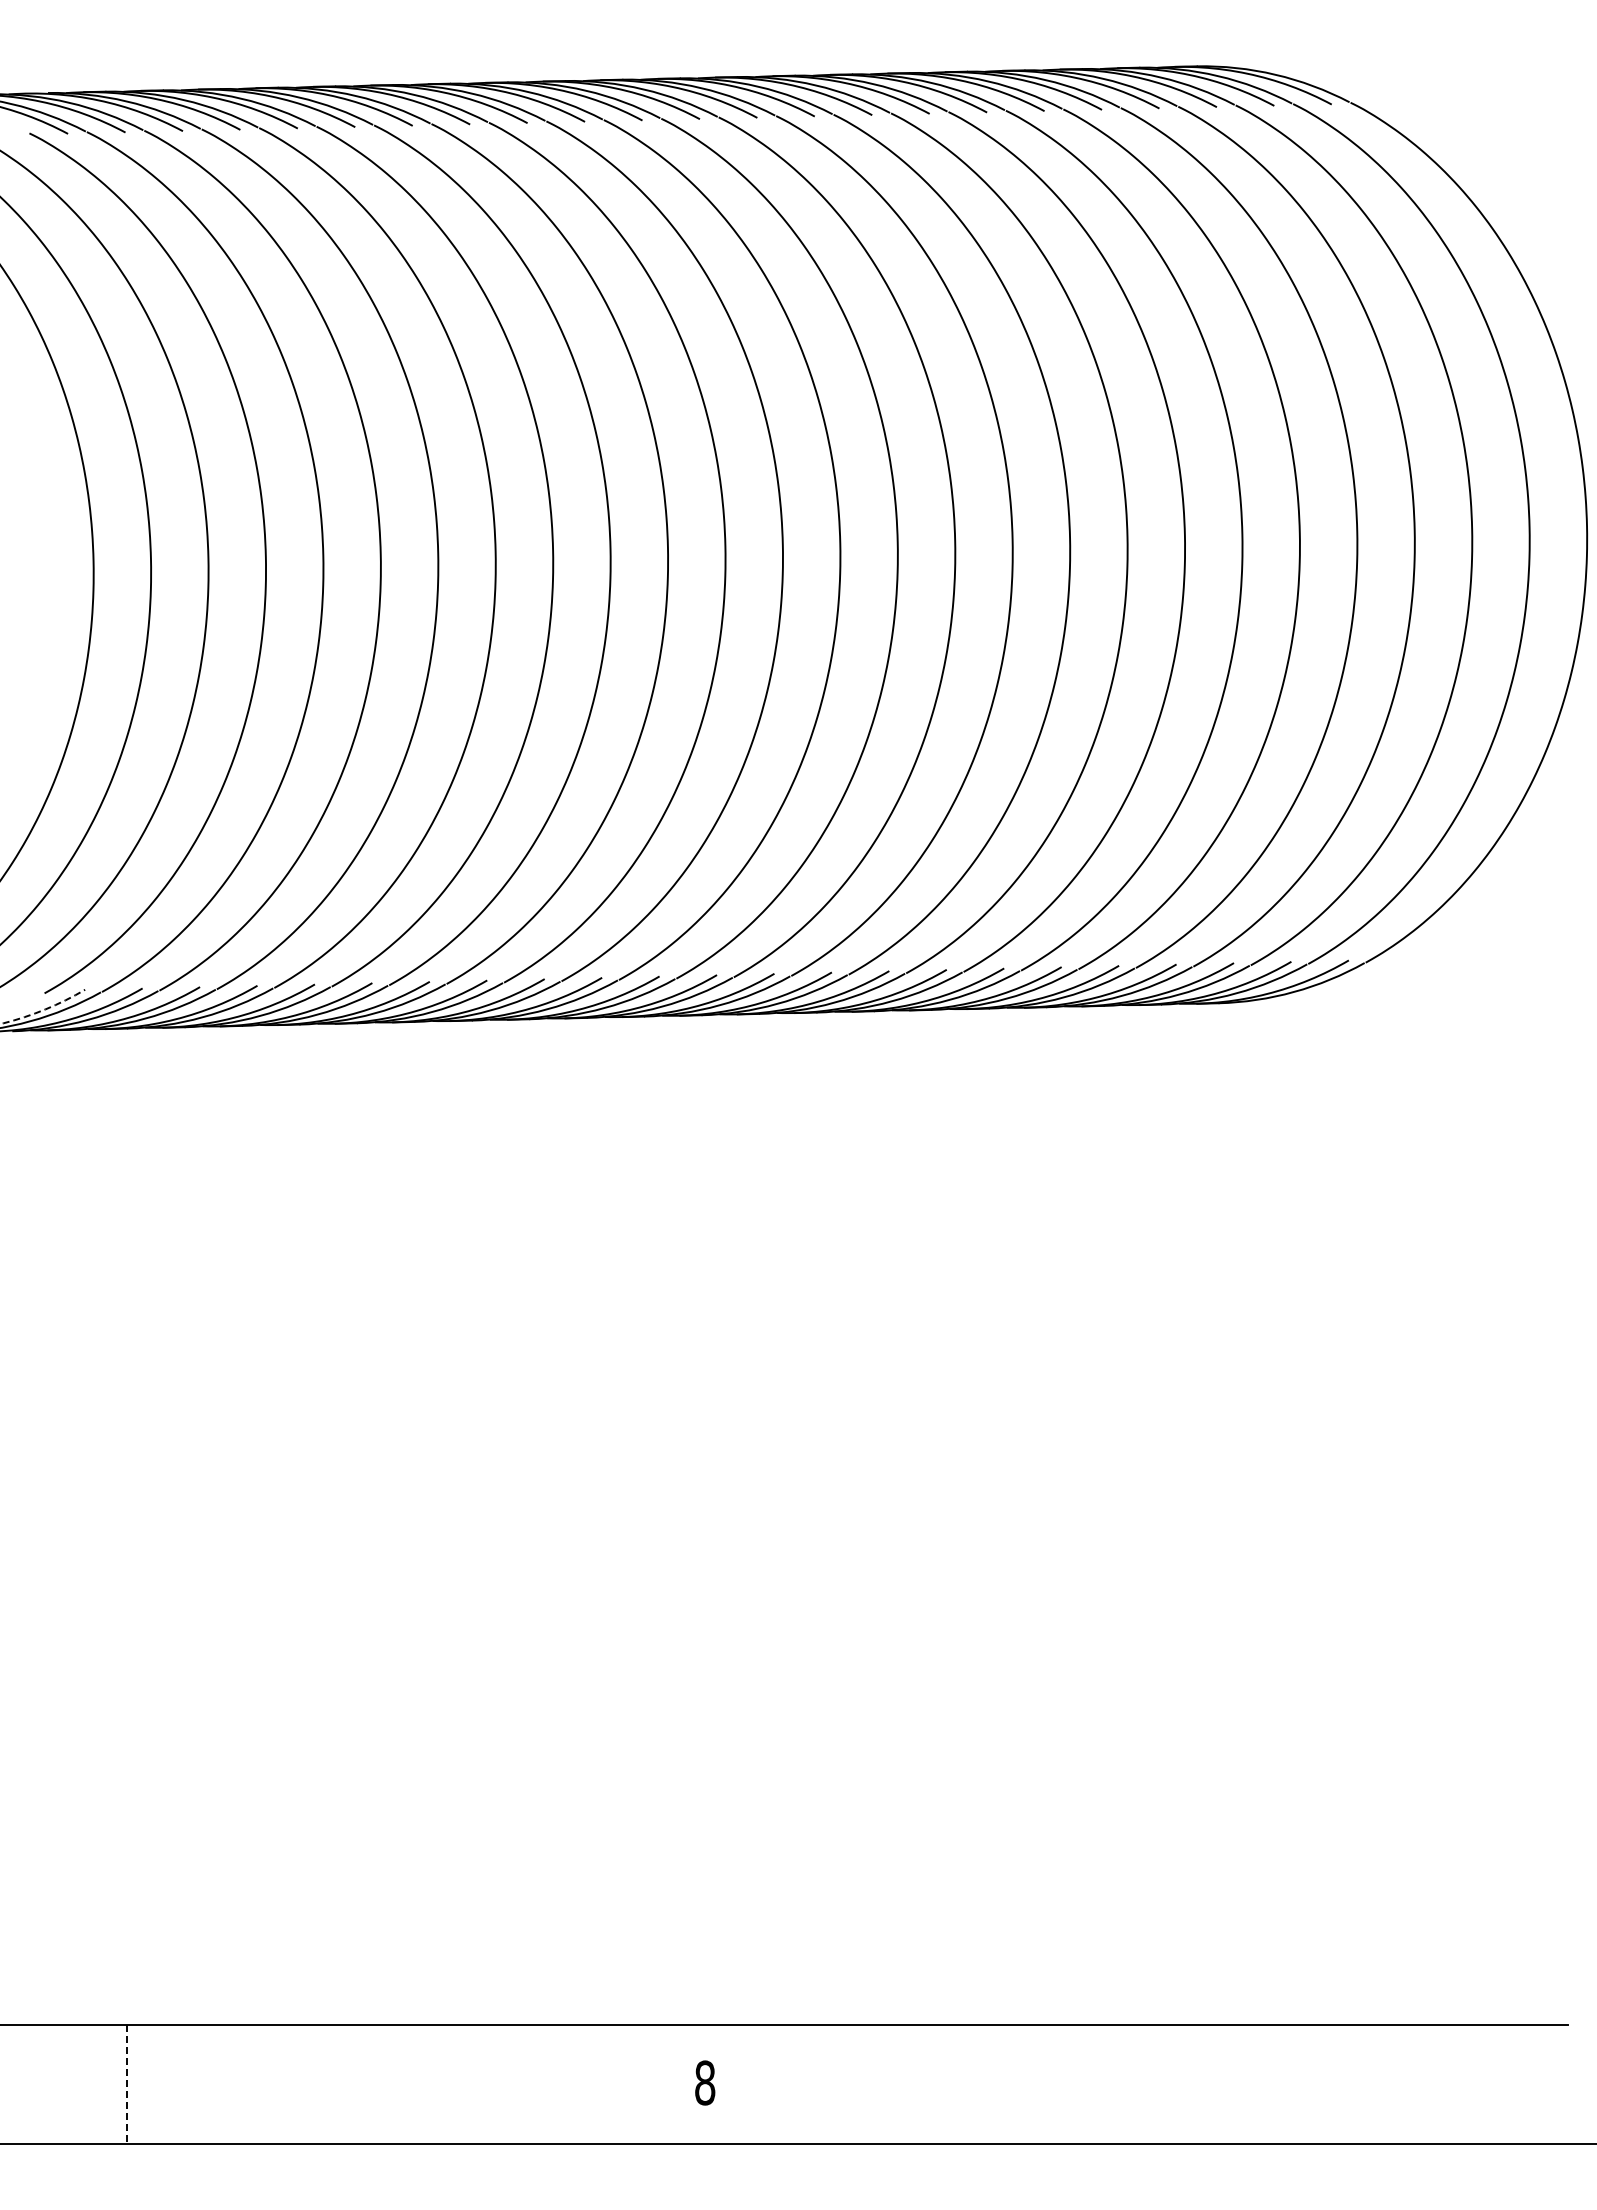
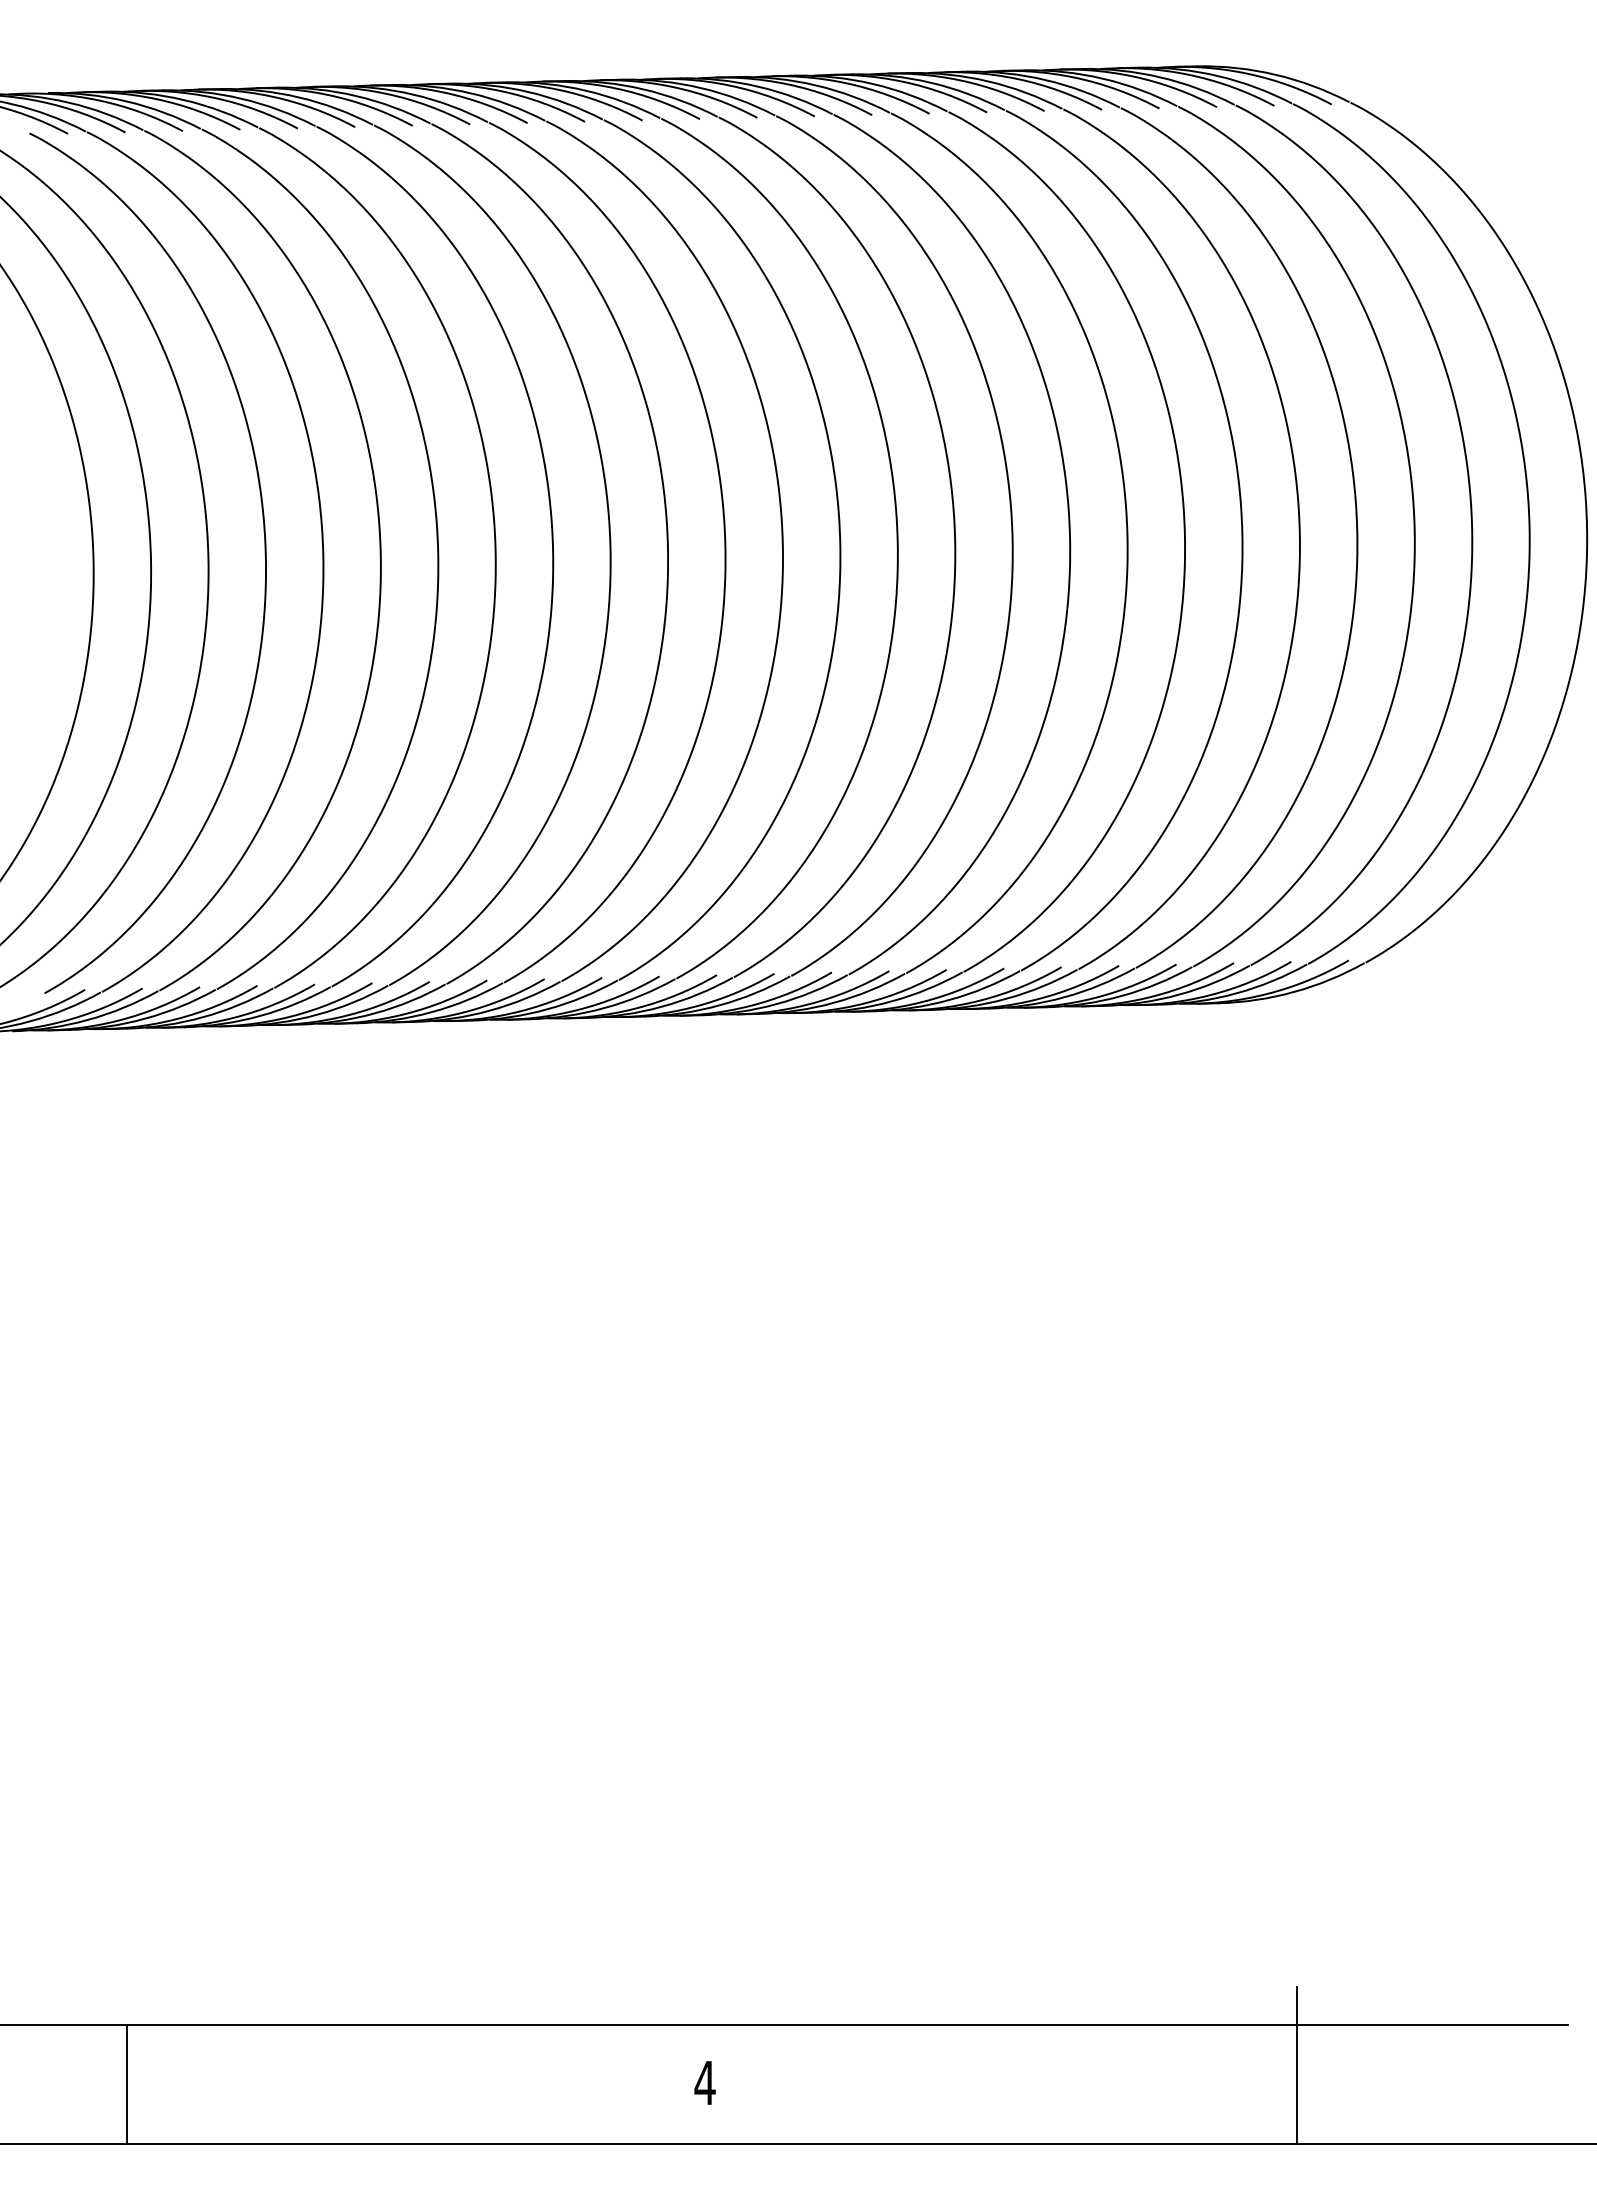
arc: dashed -> solid (44, 1009)
line: none -> present (1296, 2065)
text: 8 -> 4 (704, 2082)
line: dashed -> solid (127, 2084)
